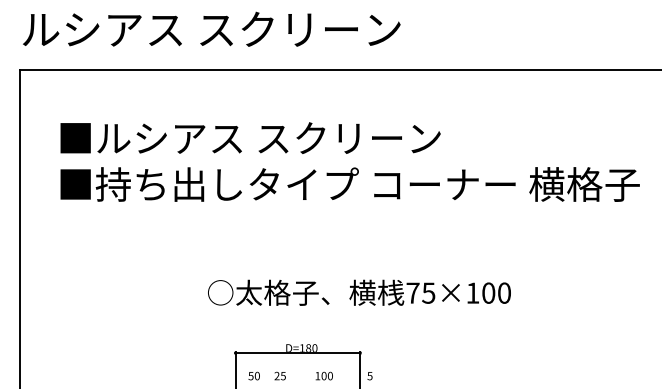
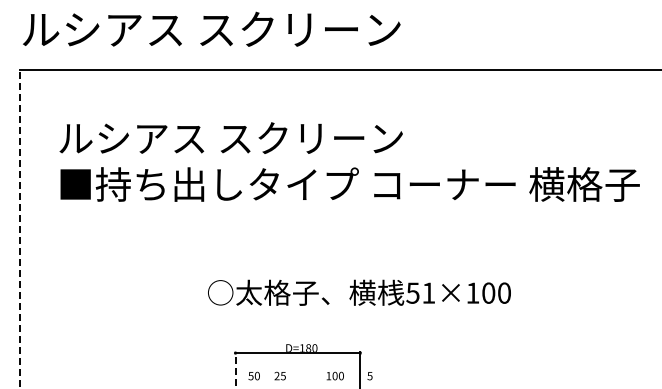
text: ■ルシアス スクリーン -> ルシアス スクリーン (249, 138)
line: solid -> dashed (19, 229)
text: 75×100 -> 51×100 (420, 292)
line: solid -> dashed (235, 370)
text position: (323, 375) -> (334, 375) (334, 375)
